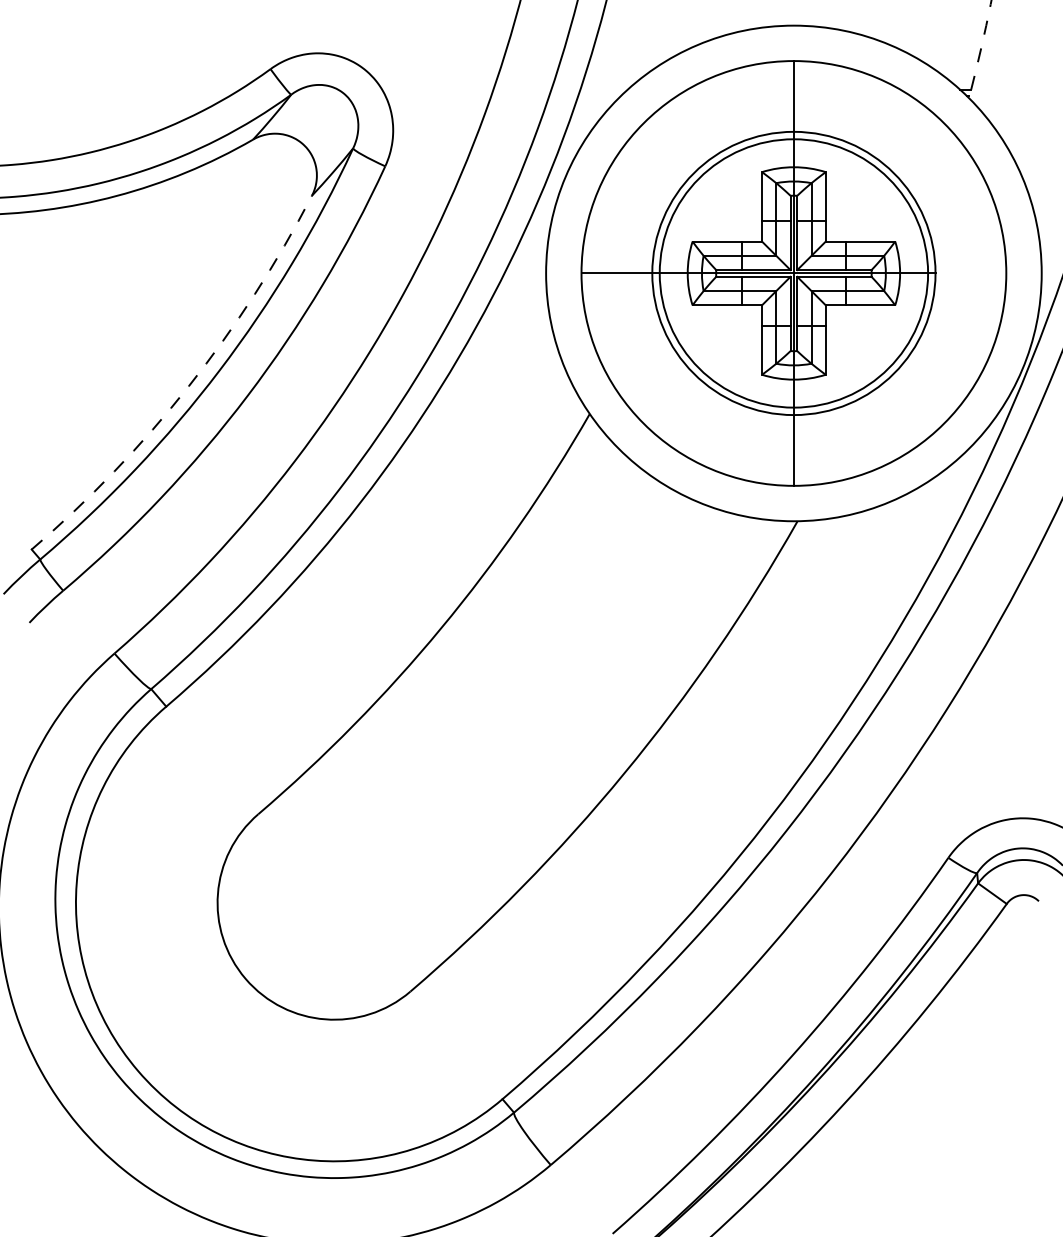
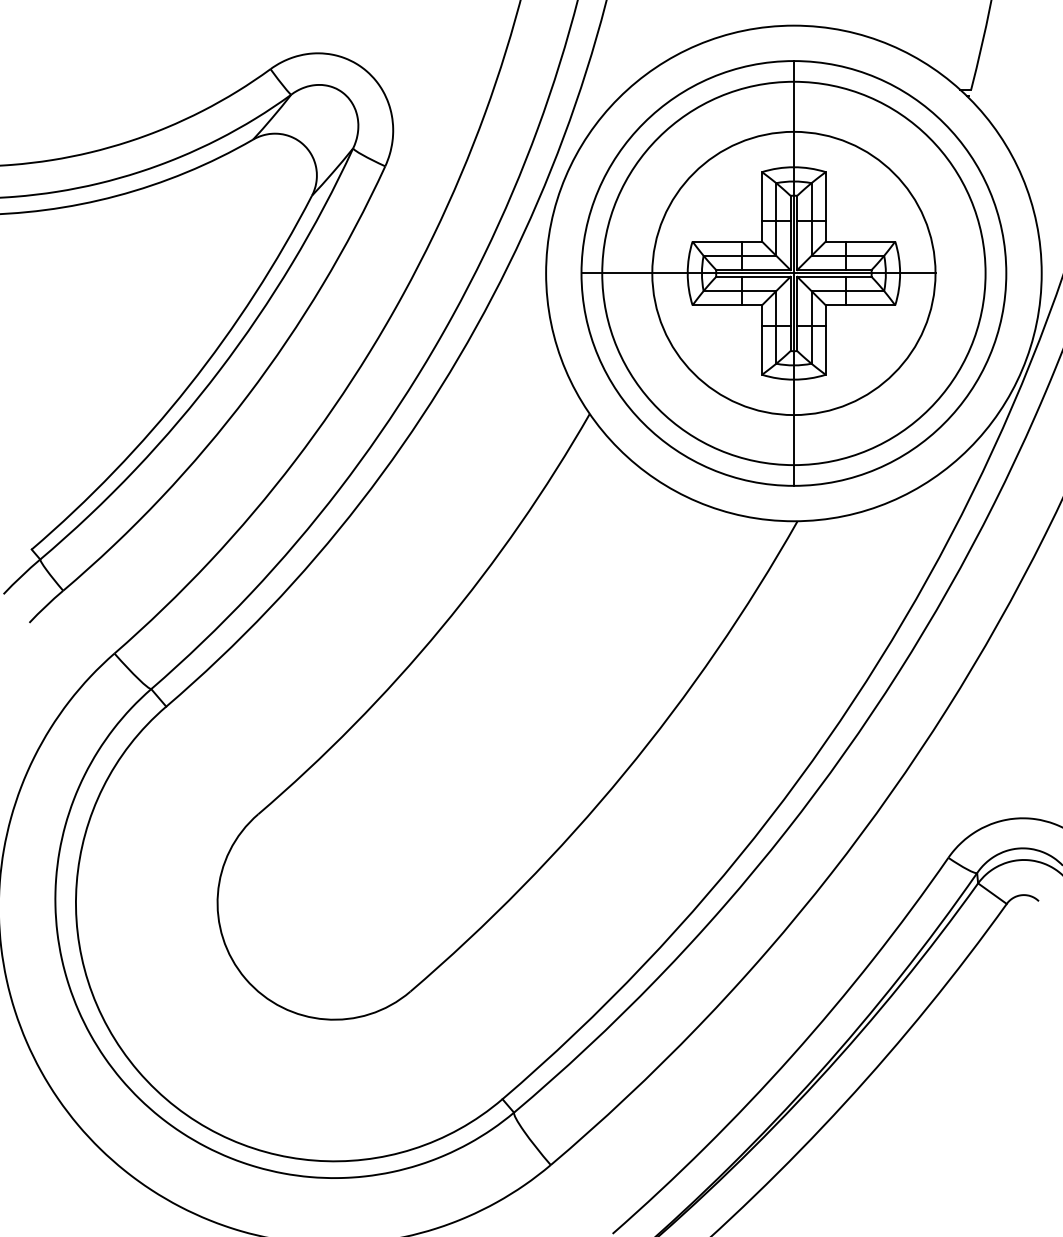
arc: dashed -> solid (981, 45)
circle diameter: 268 px -> 383 px (793, 273)
arc: dashed -> solid (188, 386)
